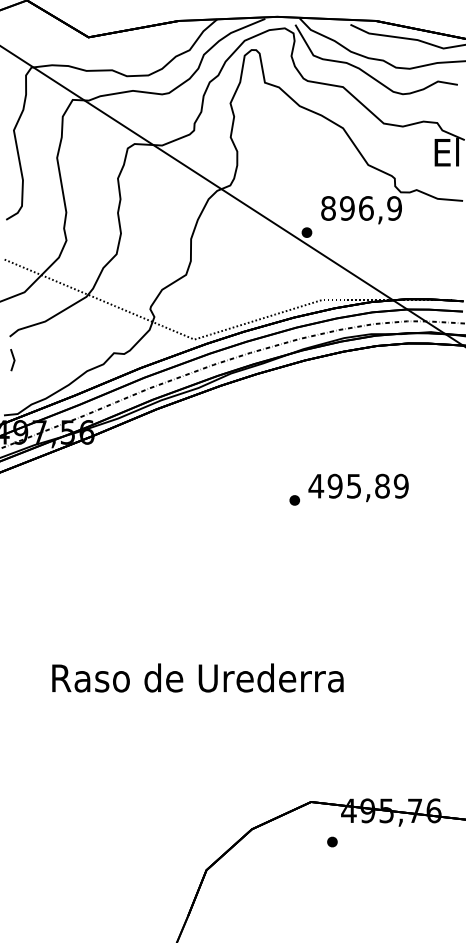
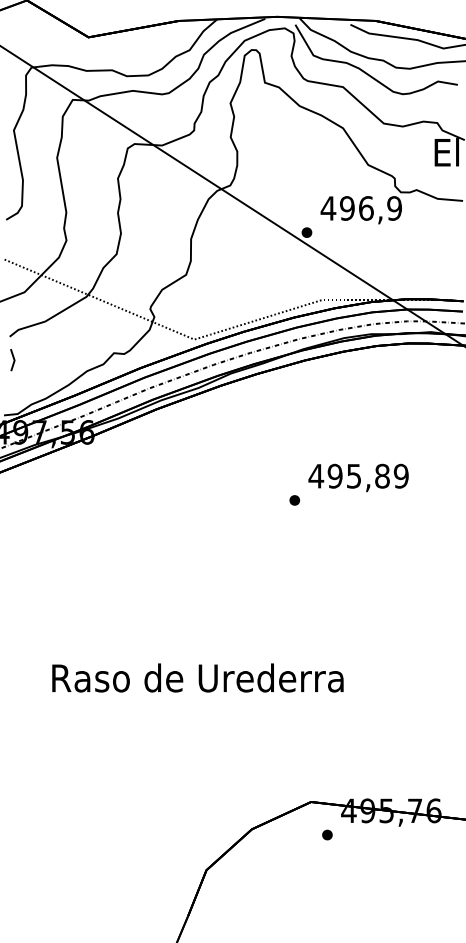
text: 896,9 -> 496,9 (328, 208)
text position: (358, 487) -> (358, 477) (358, 477)
part position: (332, 841) -> (327, 834) (327, 834)
